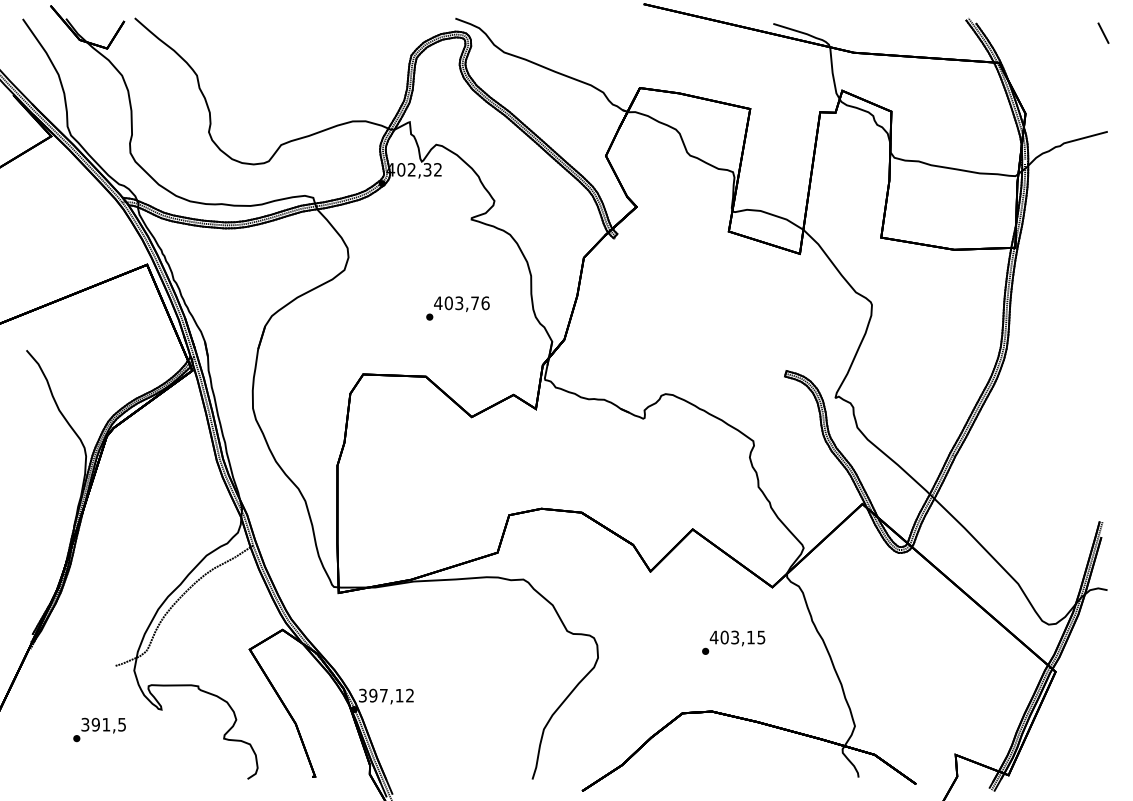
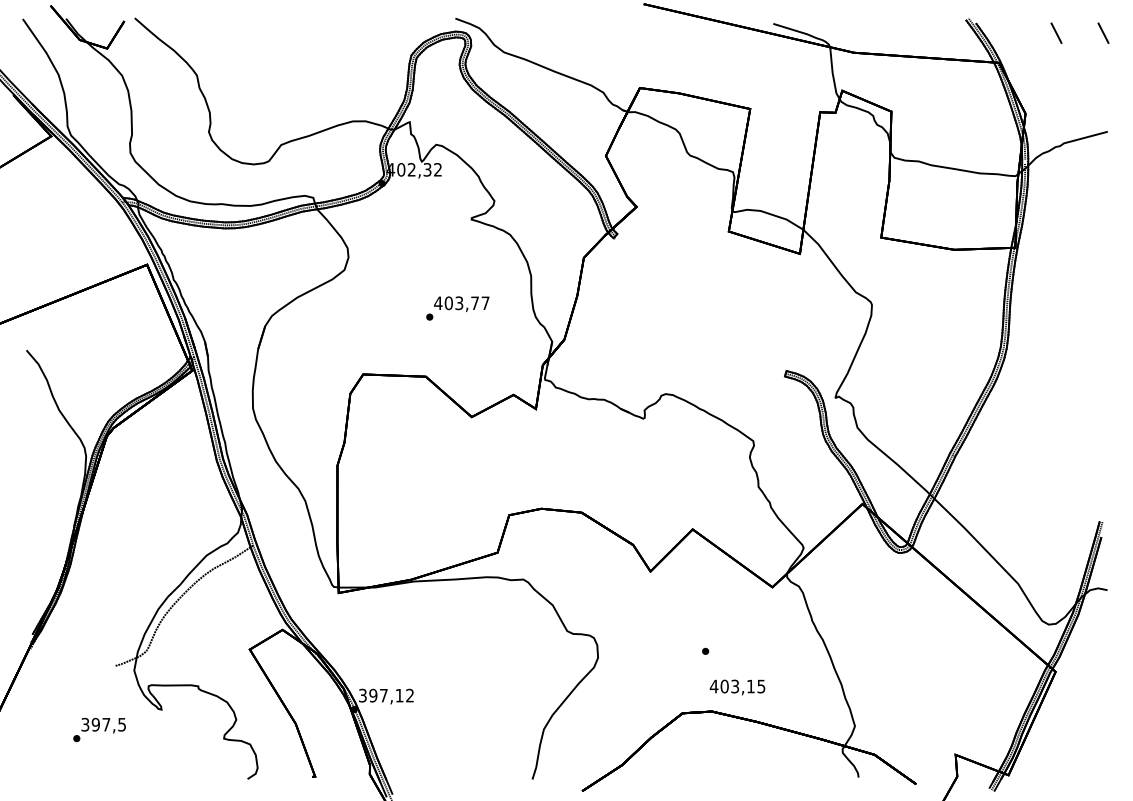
line: none -> present (1056, 32)
text: 403,76 -> 403,77 (485, 303)
text position: (737, 638) -> (737, 687) (737, 687)
text: 391,5 -> 397,5 (106, 724)
